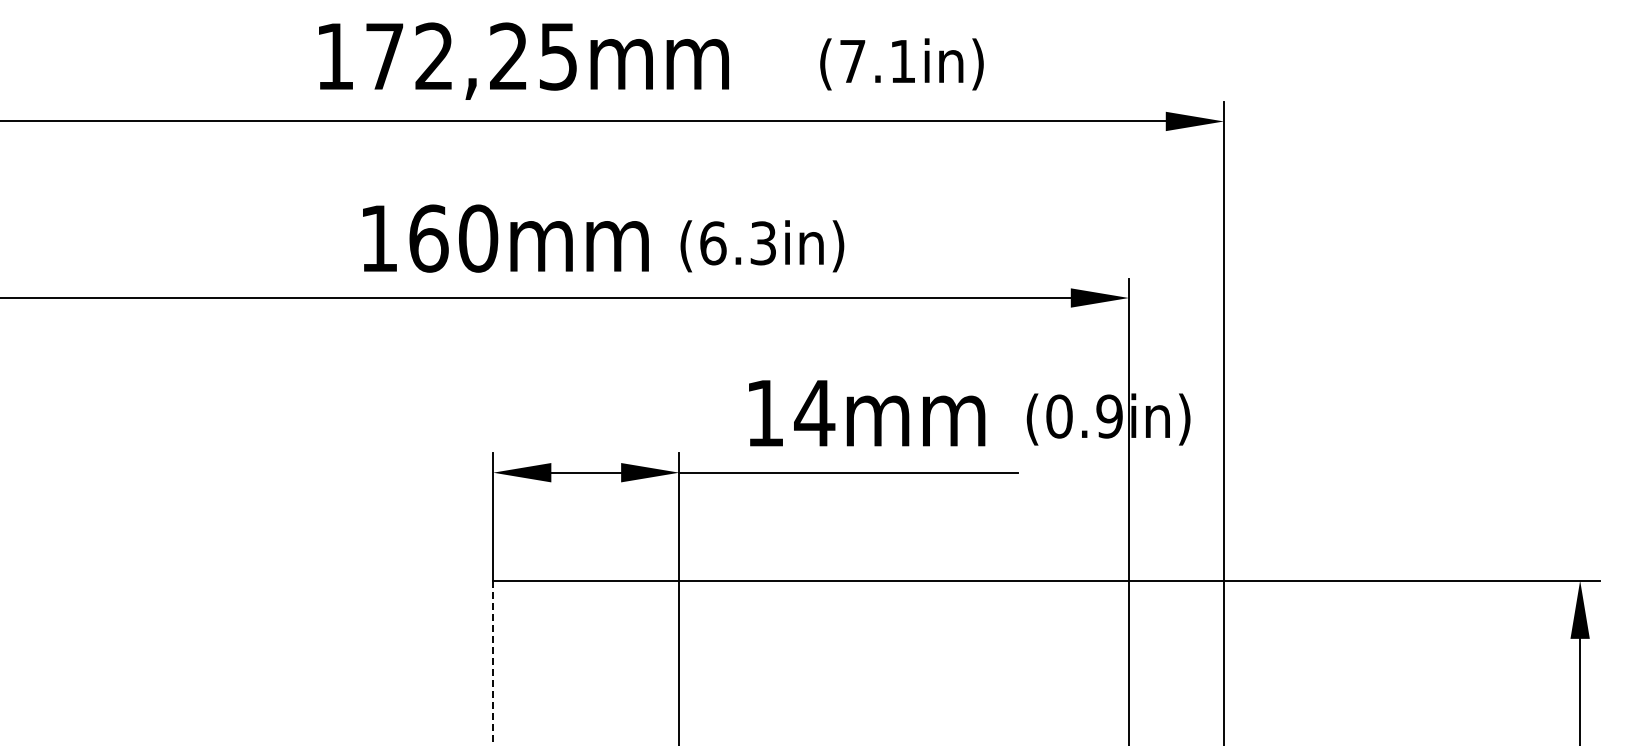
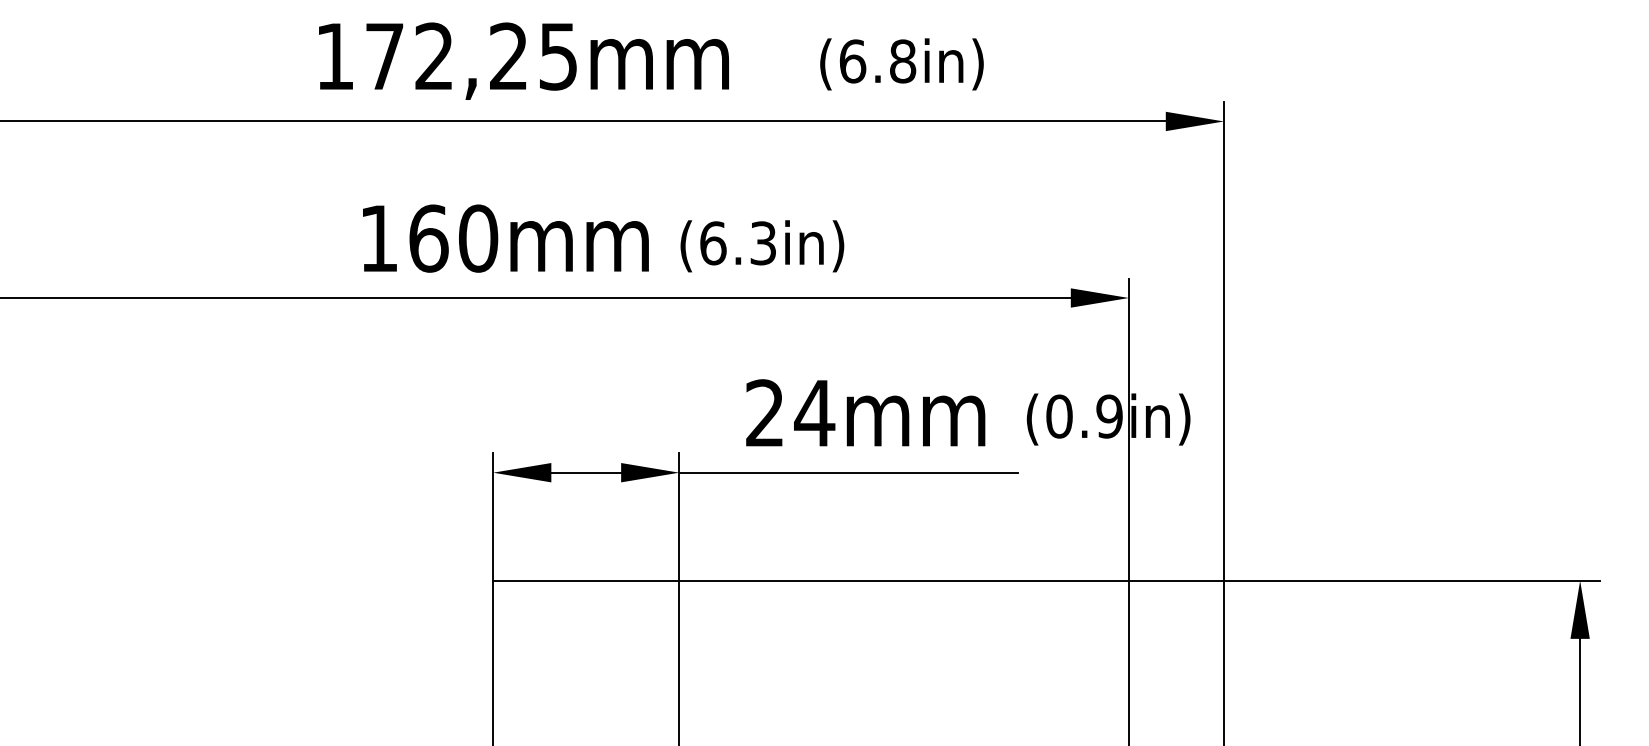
text: (7.1in) -> (6.8in) (877, 61)
text: 14mm -> 24mm (764, 412)
line: dashed -> solid (493, 663)
